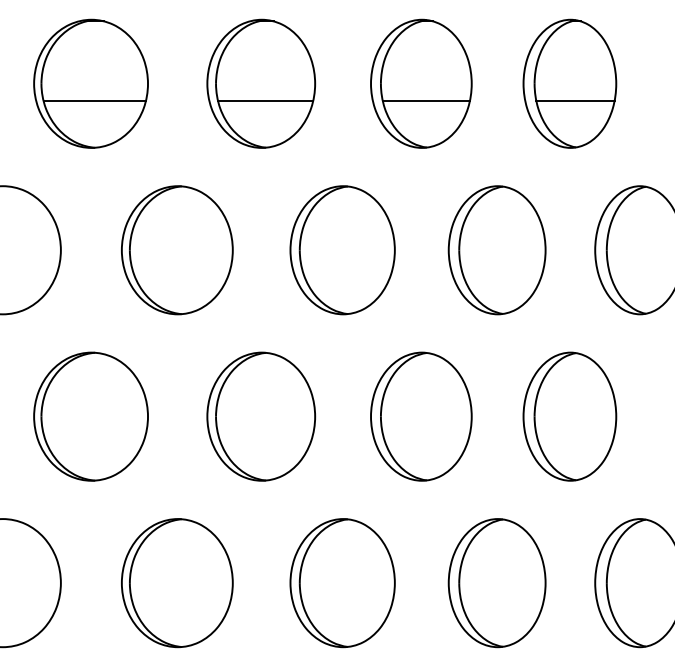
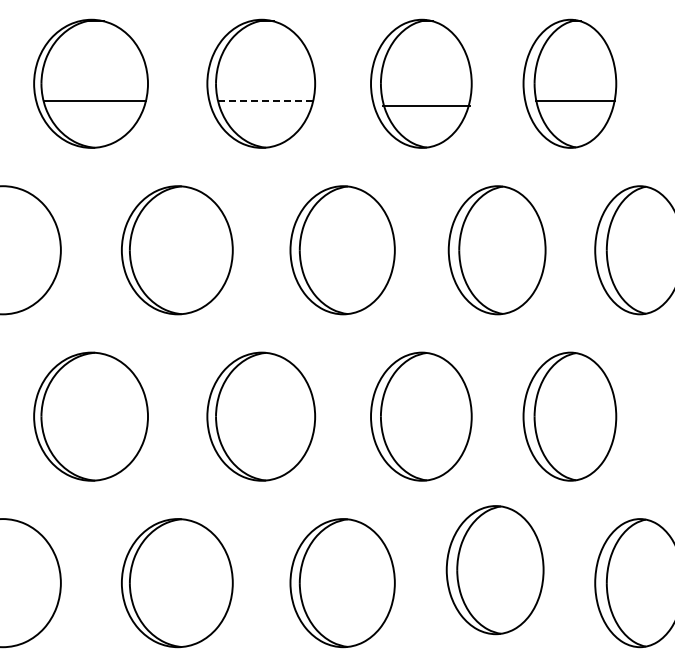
line: solid -> dashed (266, 101)
line position: (425, 101) -> (425, 106) (425, 106)
part position: (496, 583) -> (494, 570) (494, 570)
